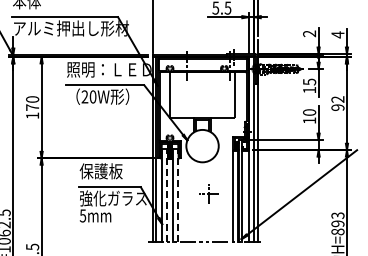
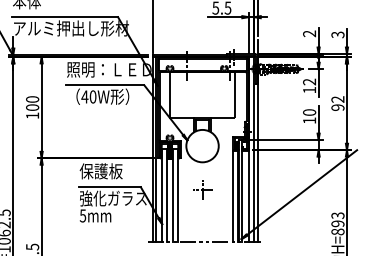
text: 4 -> 3 (337, 34)
text: 15 -> 12 (309, 81)
text: 20W -> 40W (84, 96)
text: 170 -> 100 (32, 107)
part position: (208, 193) -> (202, 189) (202, 189)
line: dashed -> solid (167, 195)
line: dashed -> solid (177, 195)
